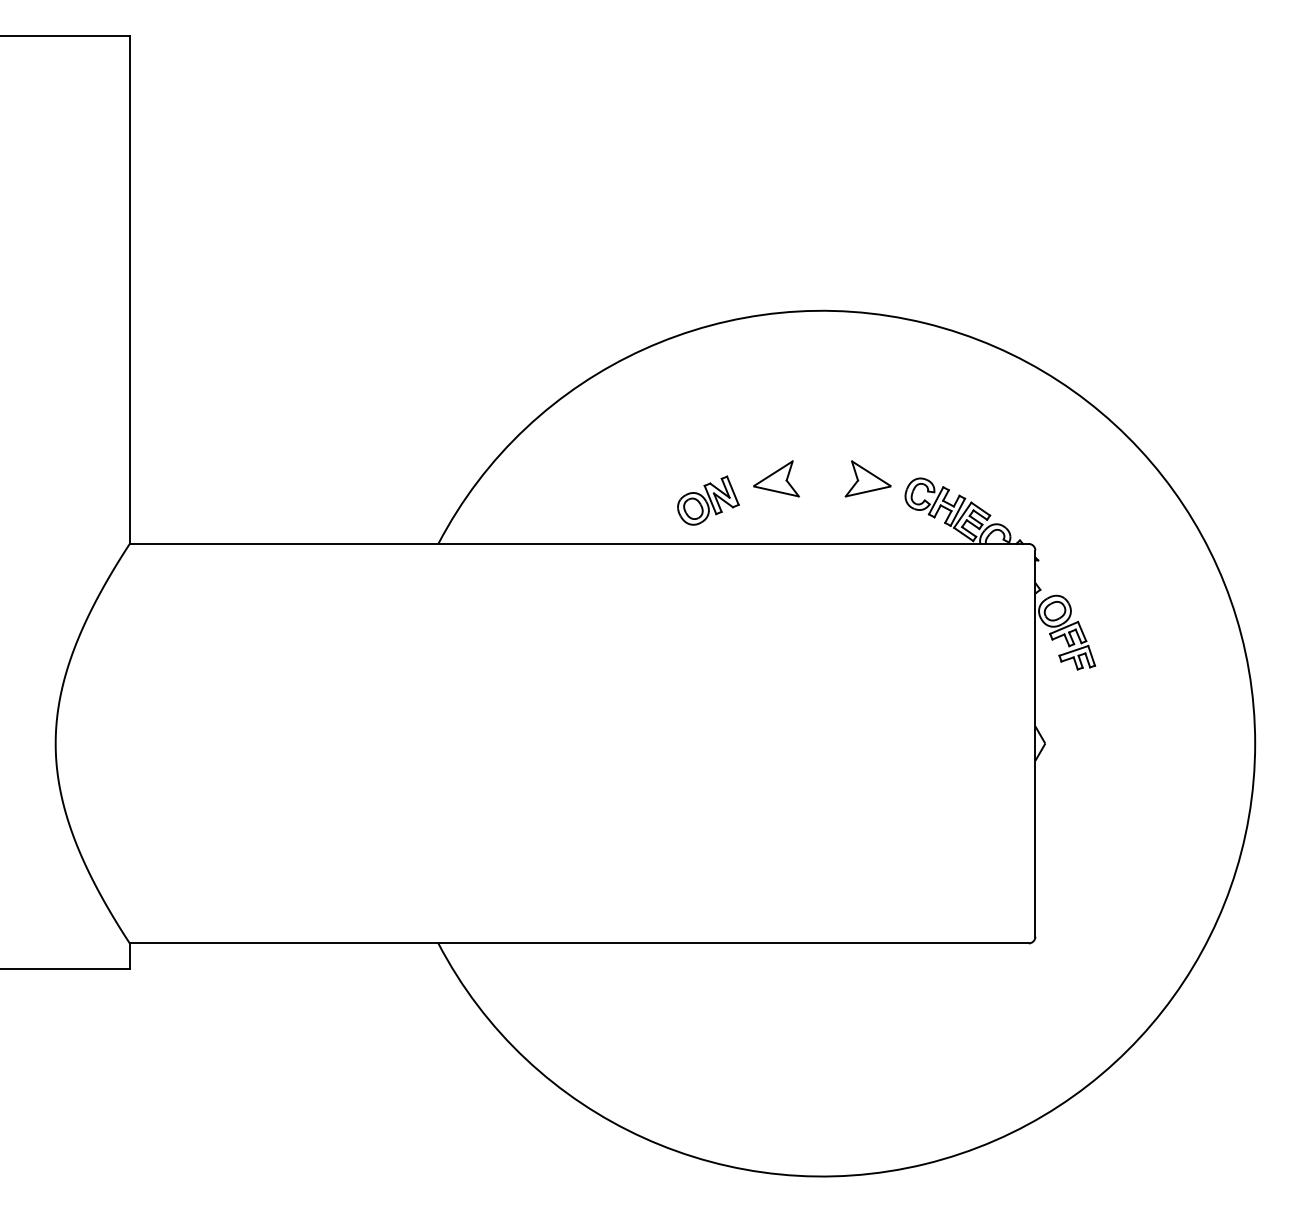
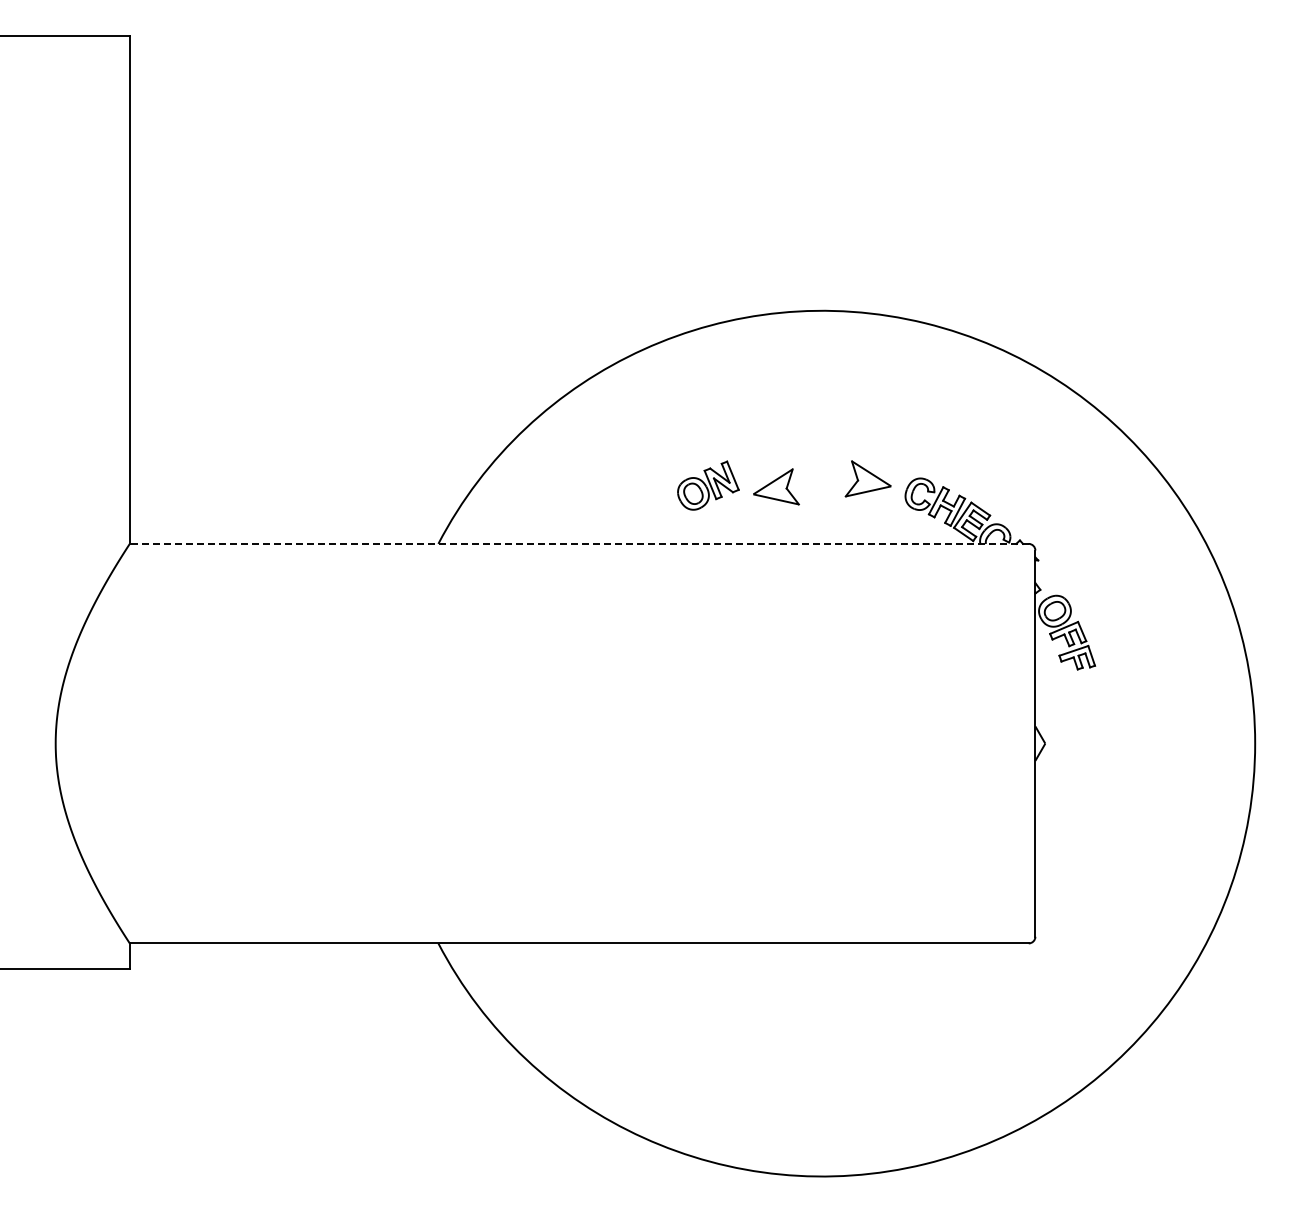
part position: (776, 478) -> (776, 486) (776, 486)
part position: (708, 500) -> (708, 485) (708, 485)
line: solid -> dashed (578, 543)
